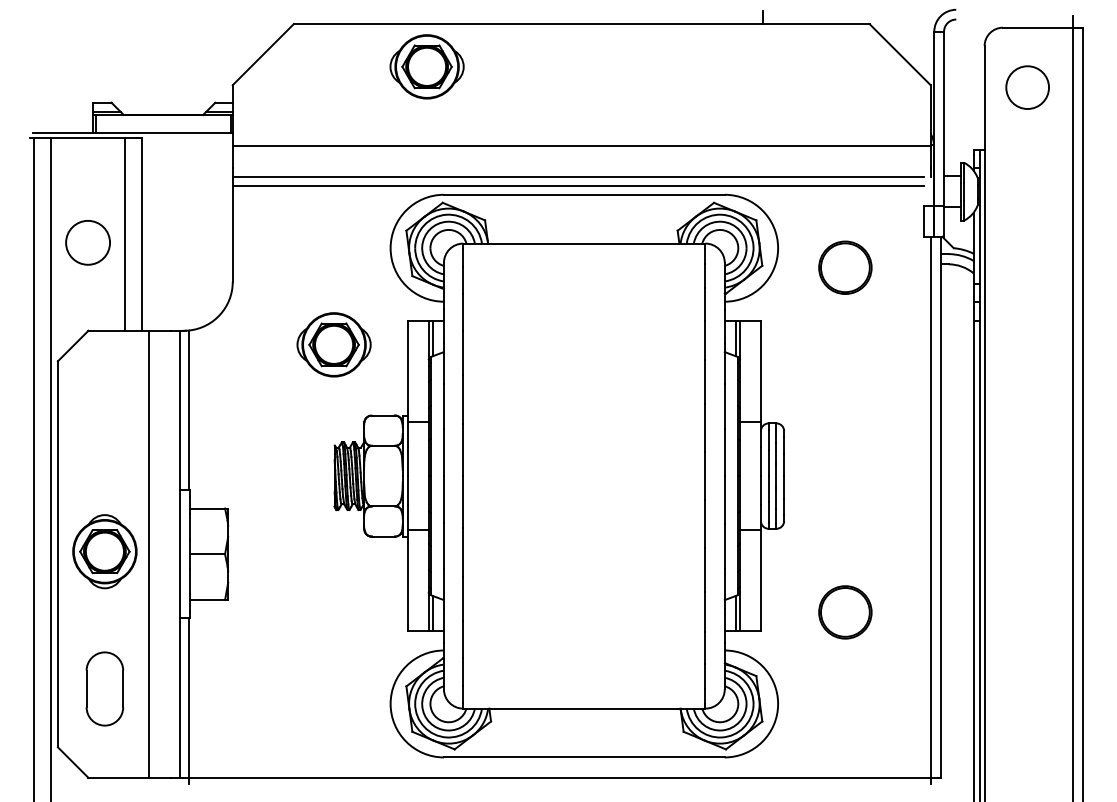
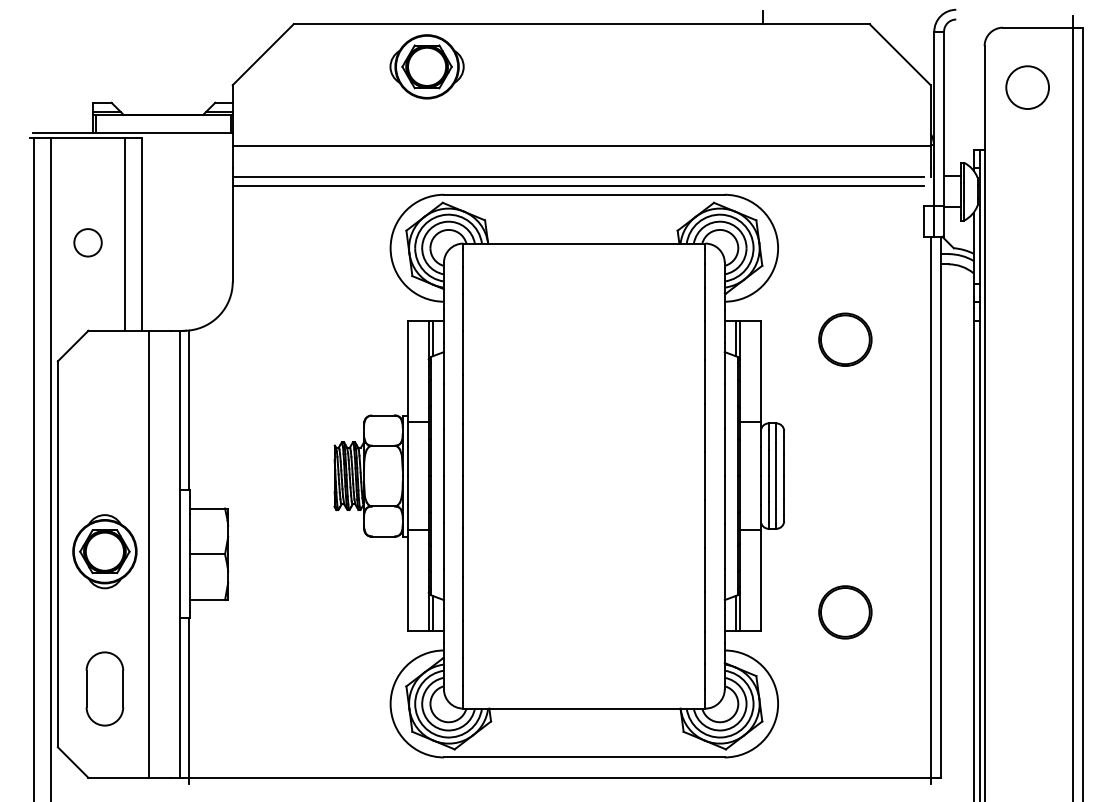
circle diameter: 44 px -> 27 px (87, 242)
part position: (845, 267) -> (845, 339) (845, 339)
part: present -> none (333, 344)
